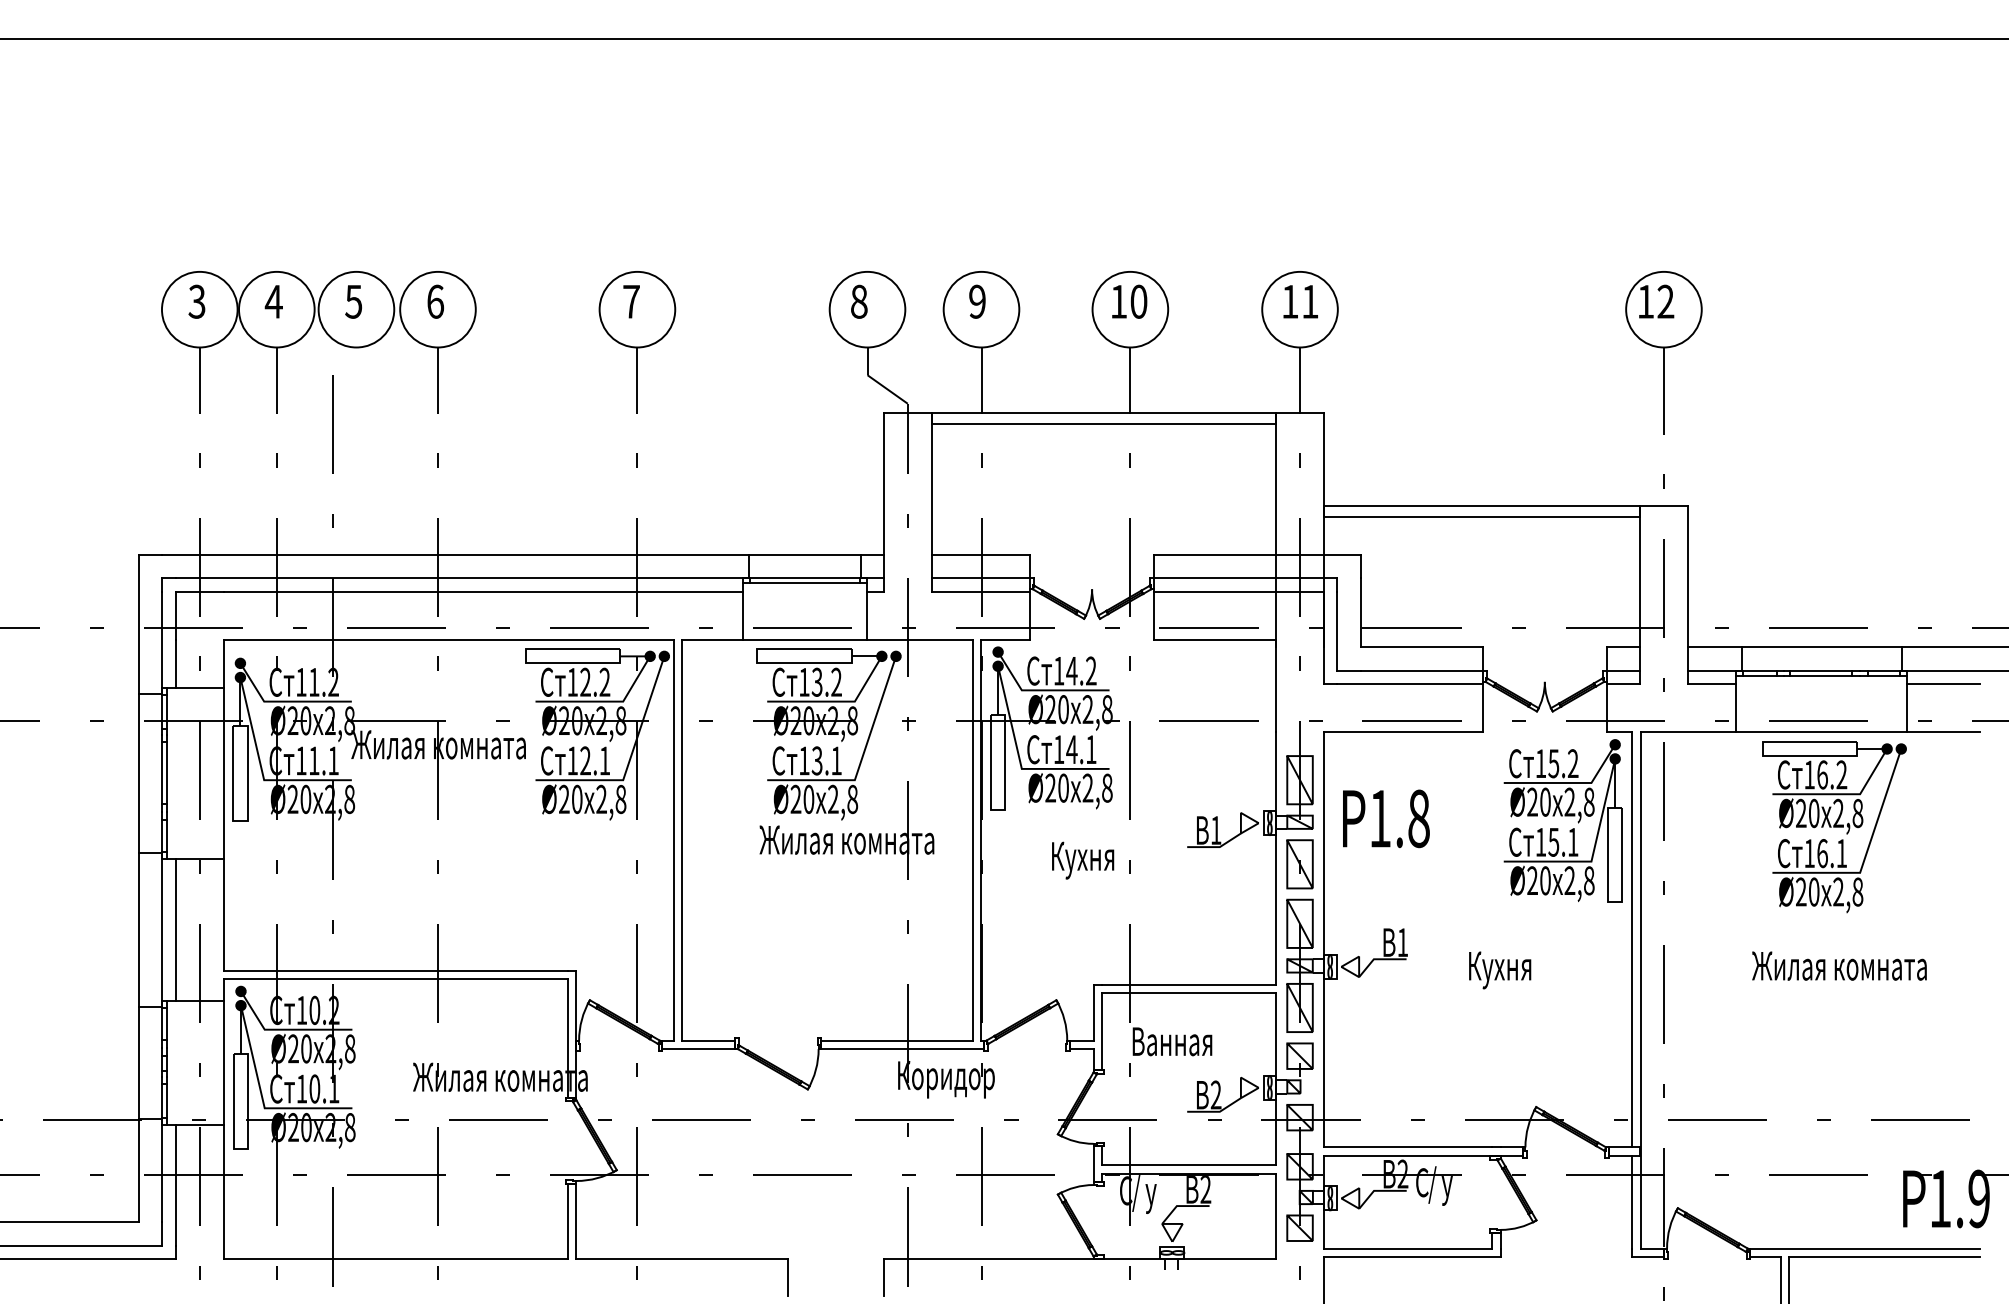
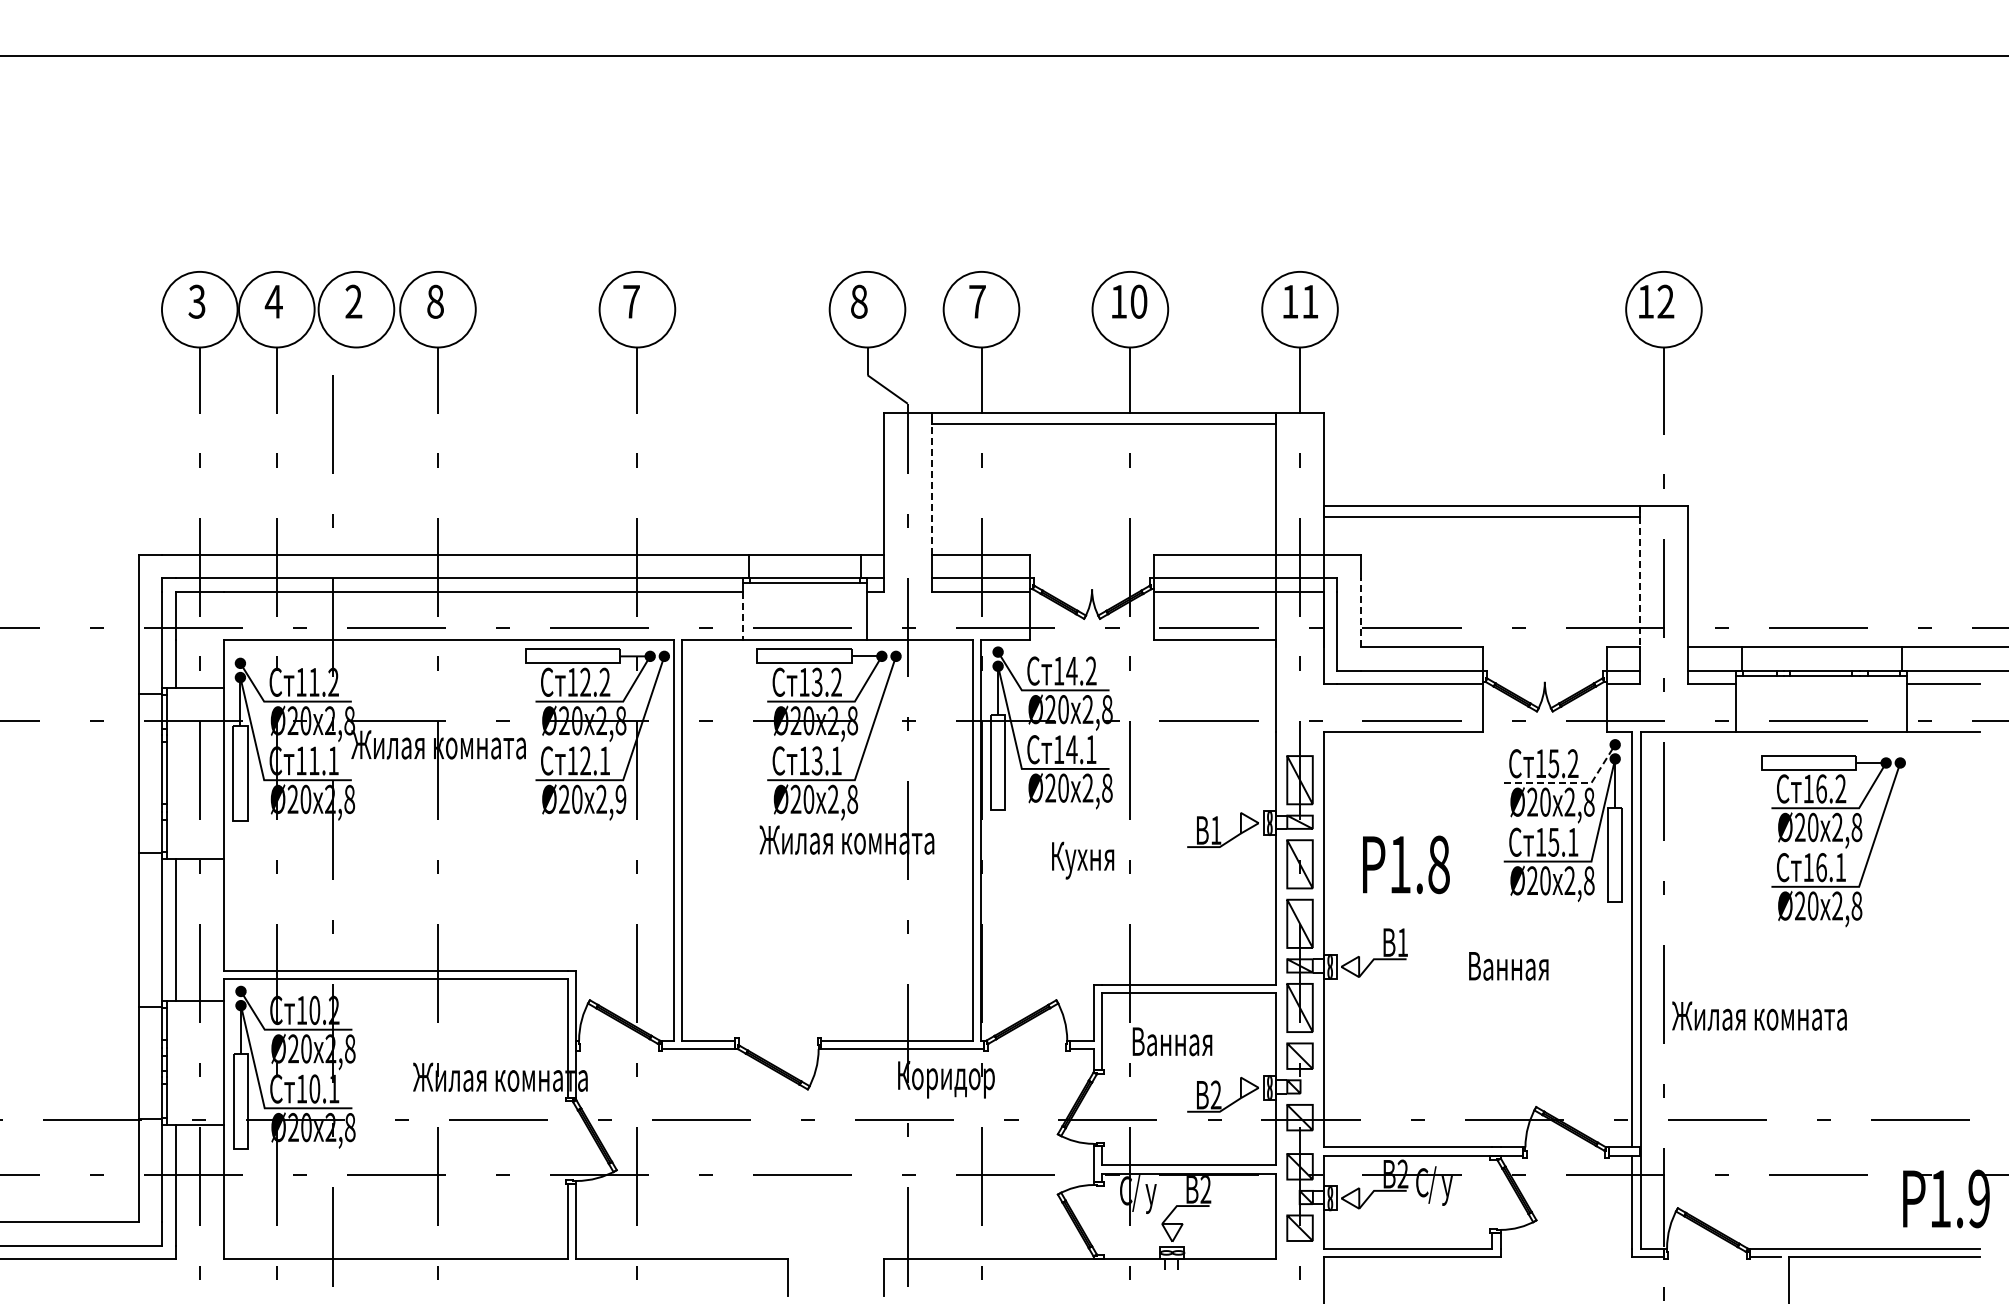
line position: (1003, 39) -> (1003, 56) (1003, 56)
text: 5 -> 2 (353, 301)
text: 6 -> 8 (435, 301)
text: 9 -> 7 (977, 301)
line: solid -> dashed (931, 483)
line: solid -> dashed (1639, 576)
line: solid -> dashed (1361, 612)
line: solid -> dashed (742, 616)
line: solid -> dashed (1571, 782)
text: 2,8 -> 2,9 (620, 799)
text position: (1386, 818) -> (1406, 864) (1406, 864)
part position: (1834, 827) -> (1833, 841) (1833, 841)
text position: (1839, 965) -> (1759, 1015) (1759, 1015)
text: Кухня -> Ванная (1509, 970)
line: present -> none (1780, 1278)
